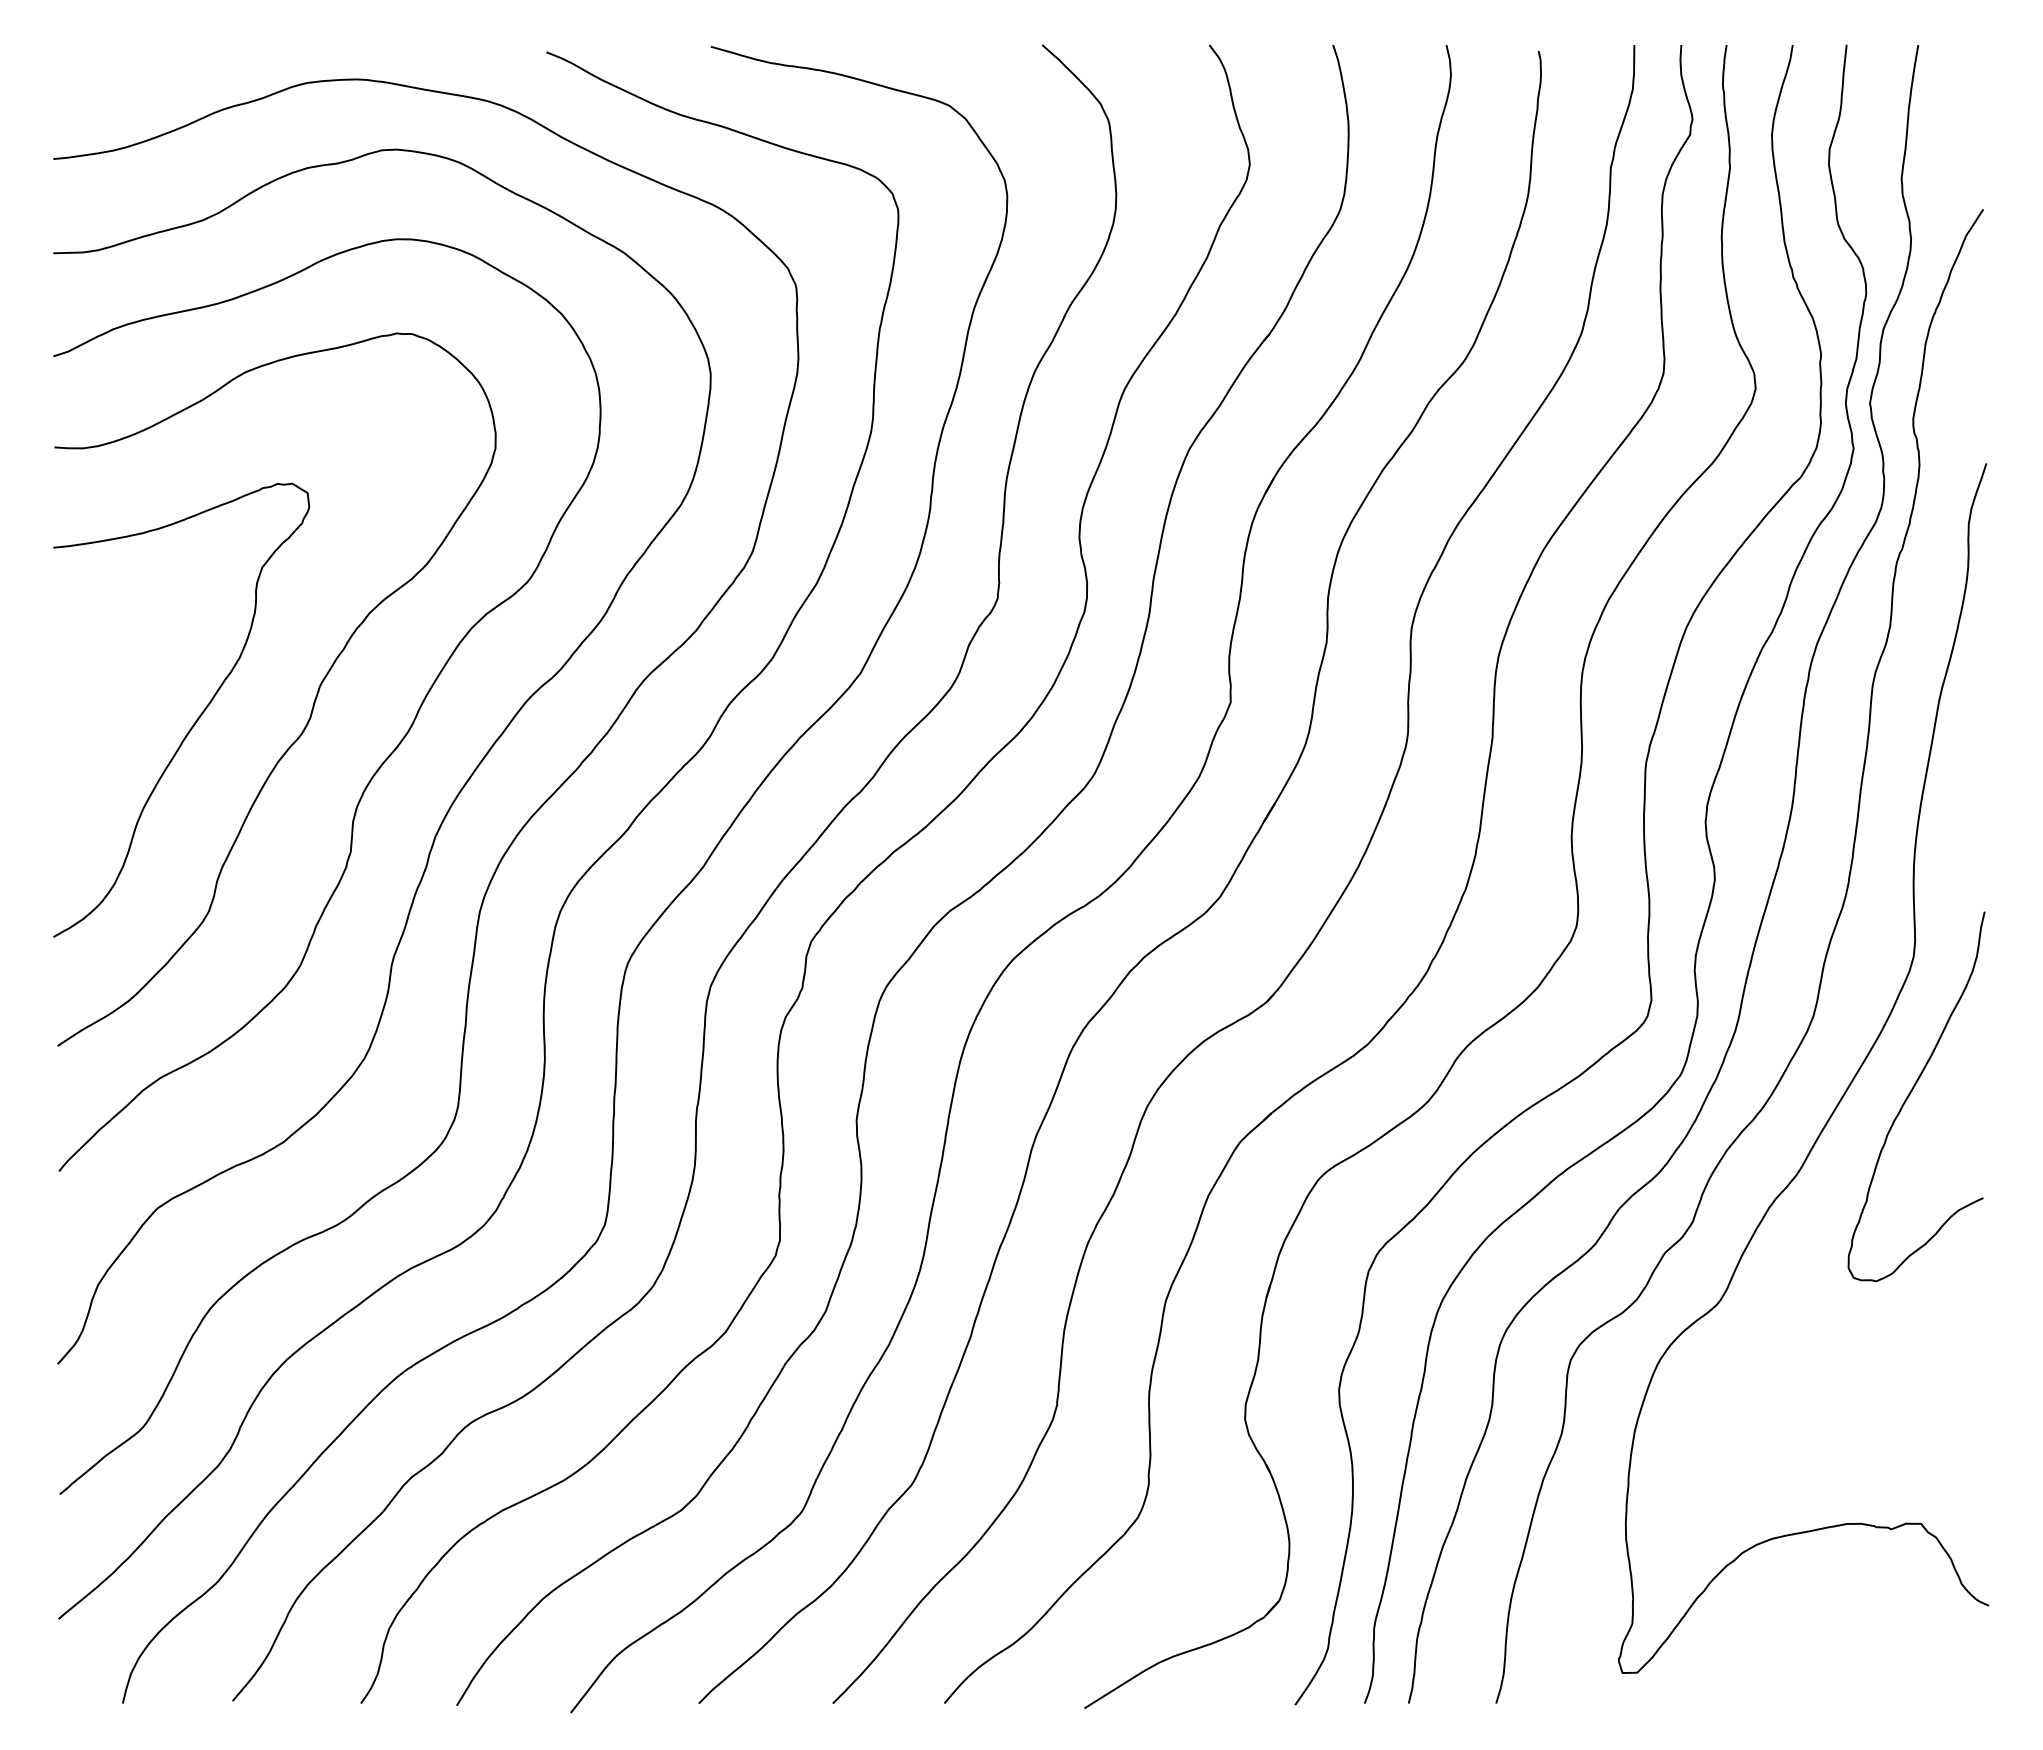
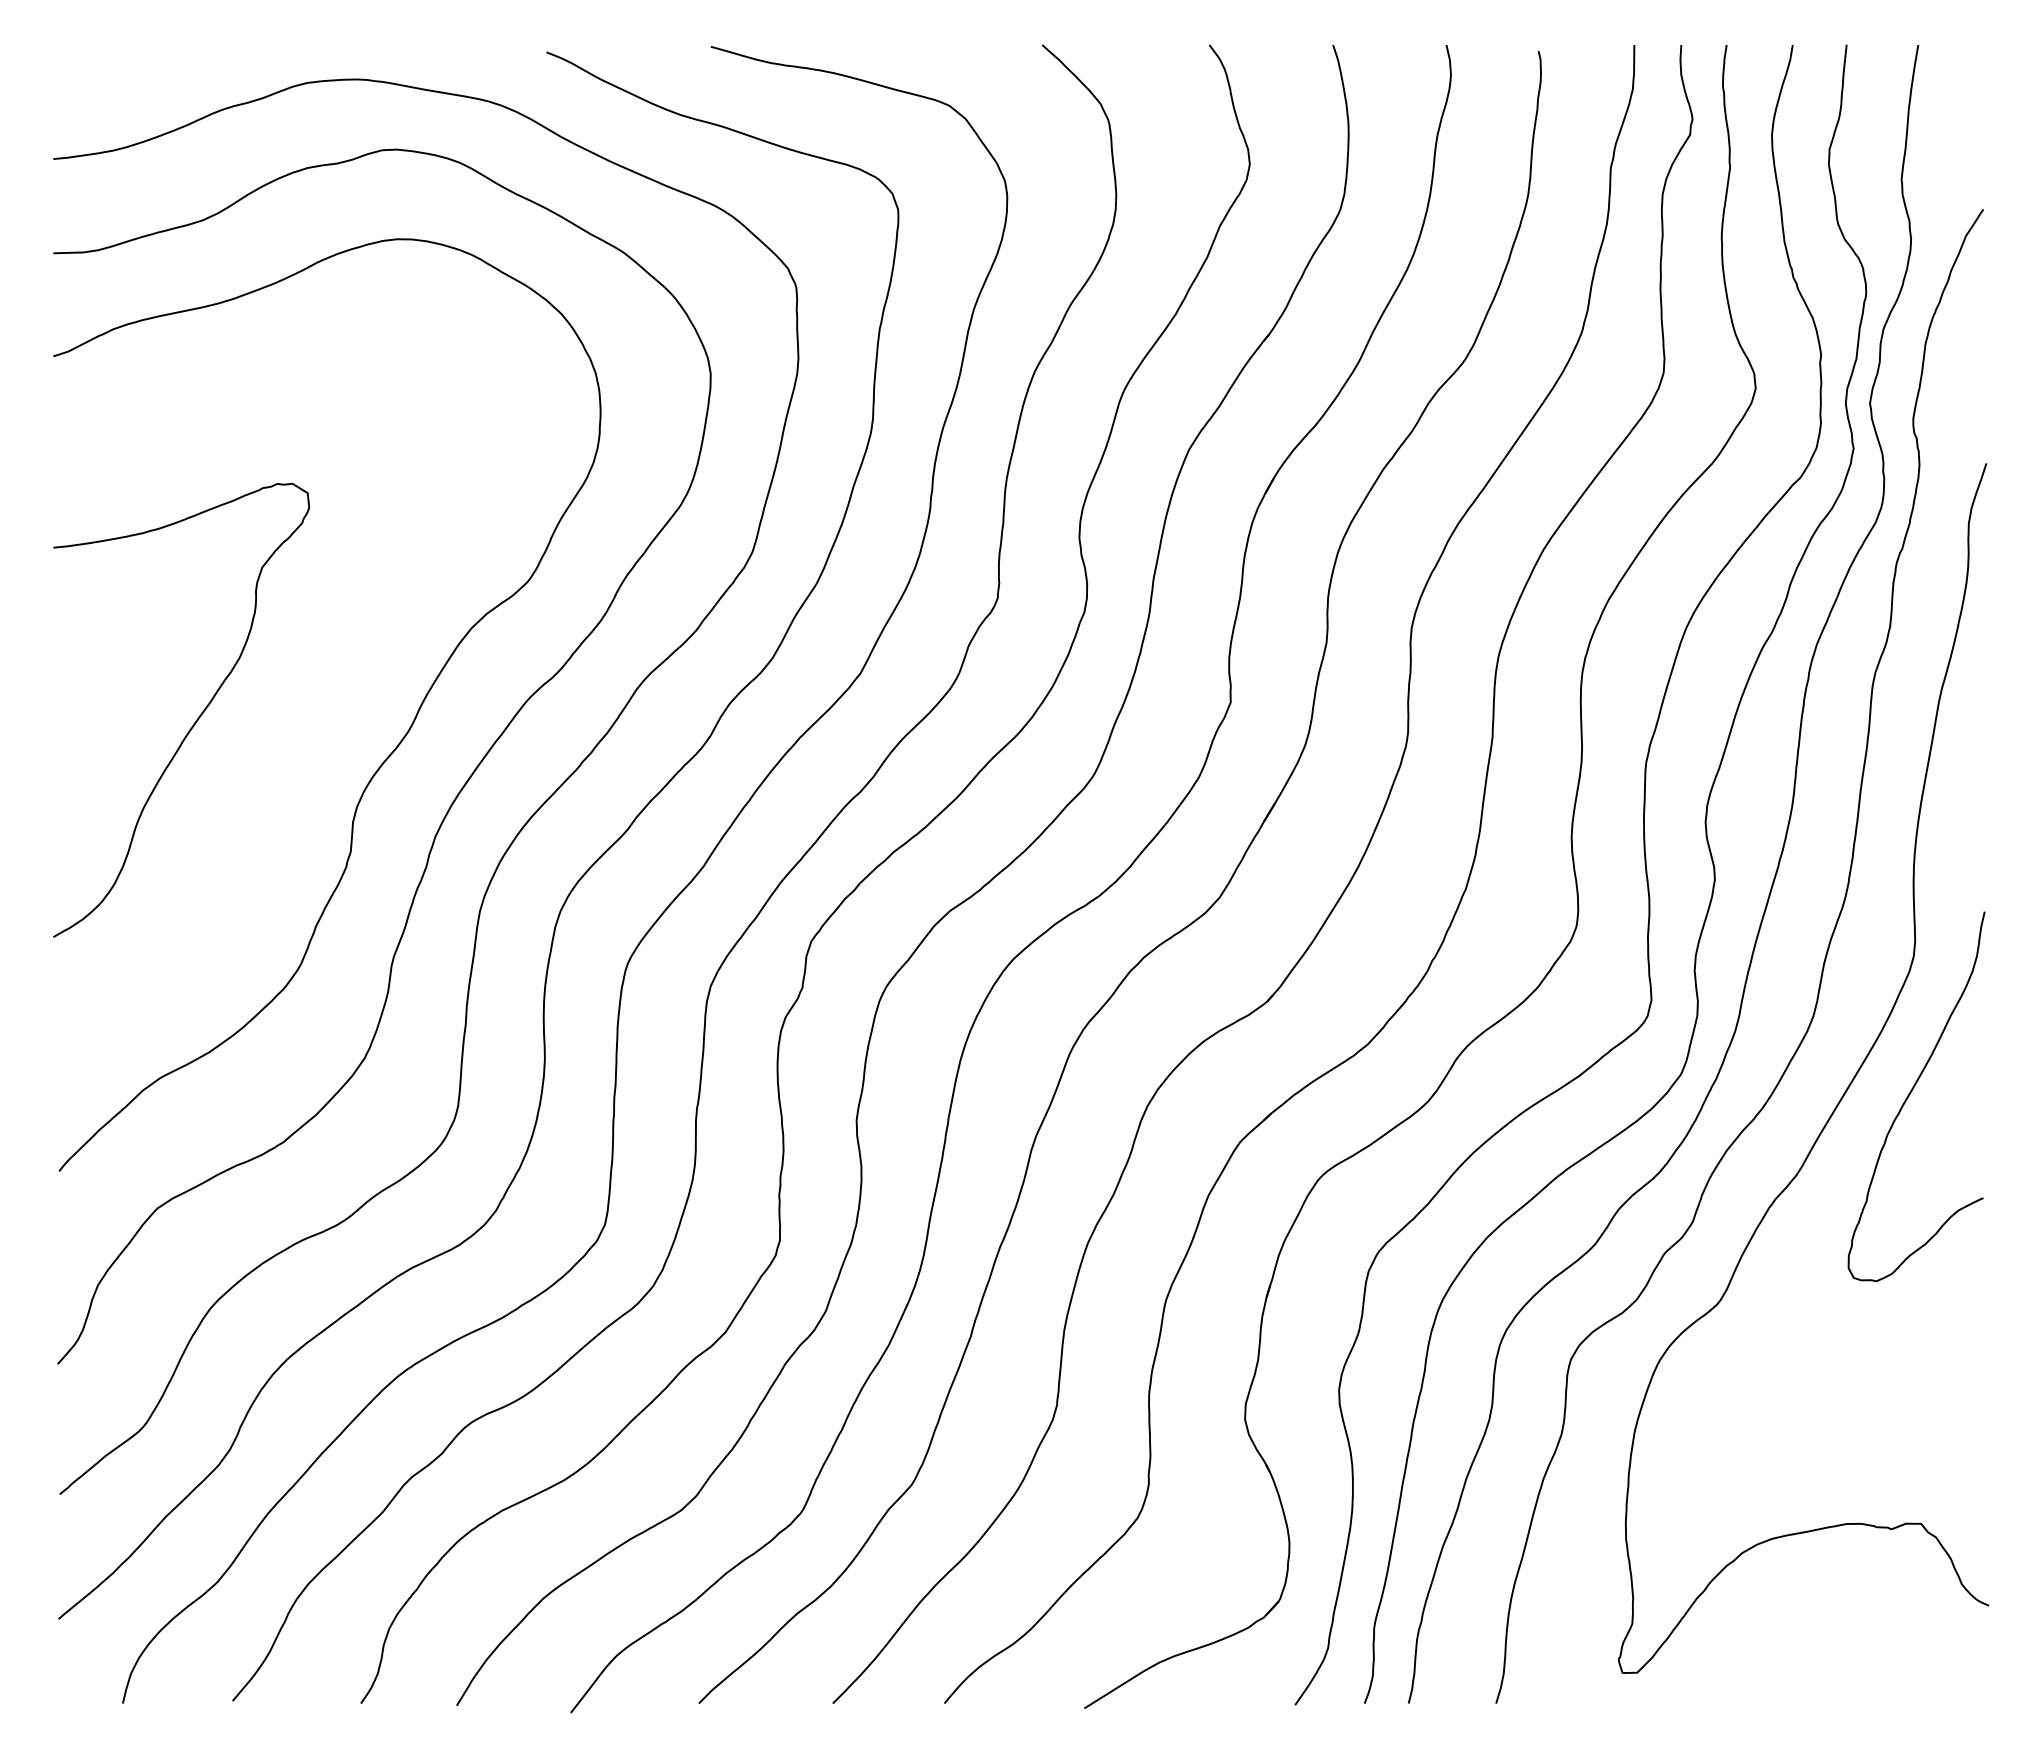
curve: present -> none (313, 702)
